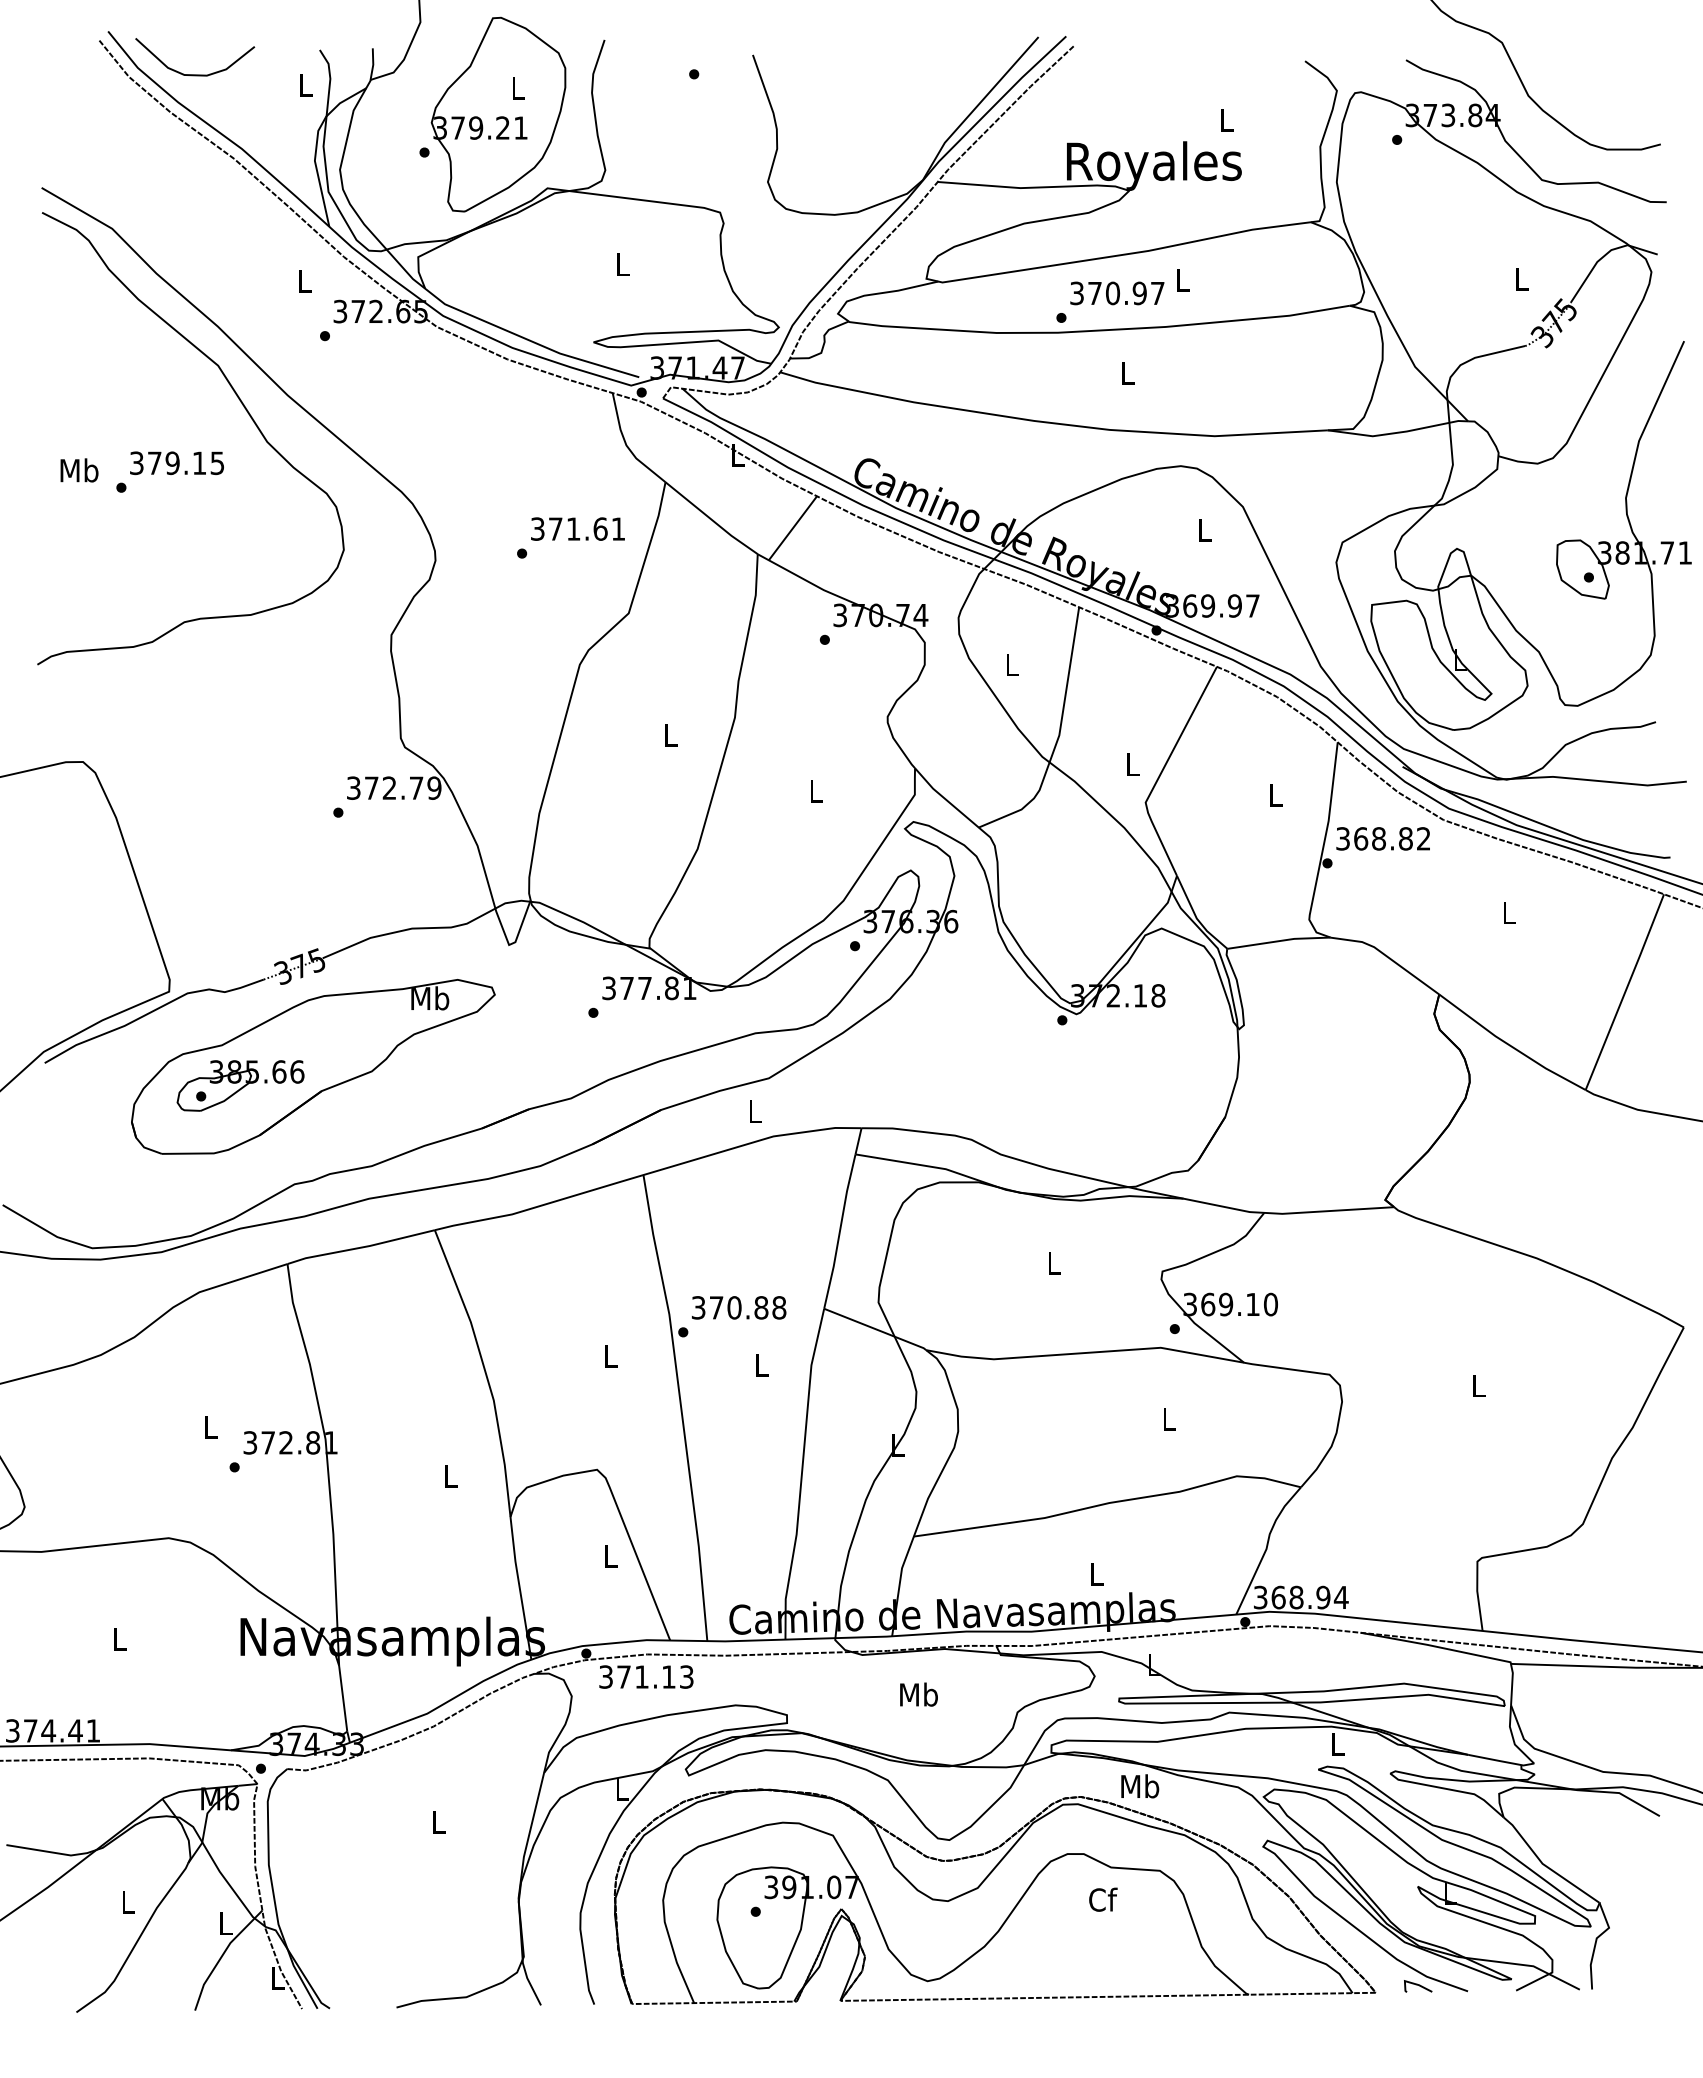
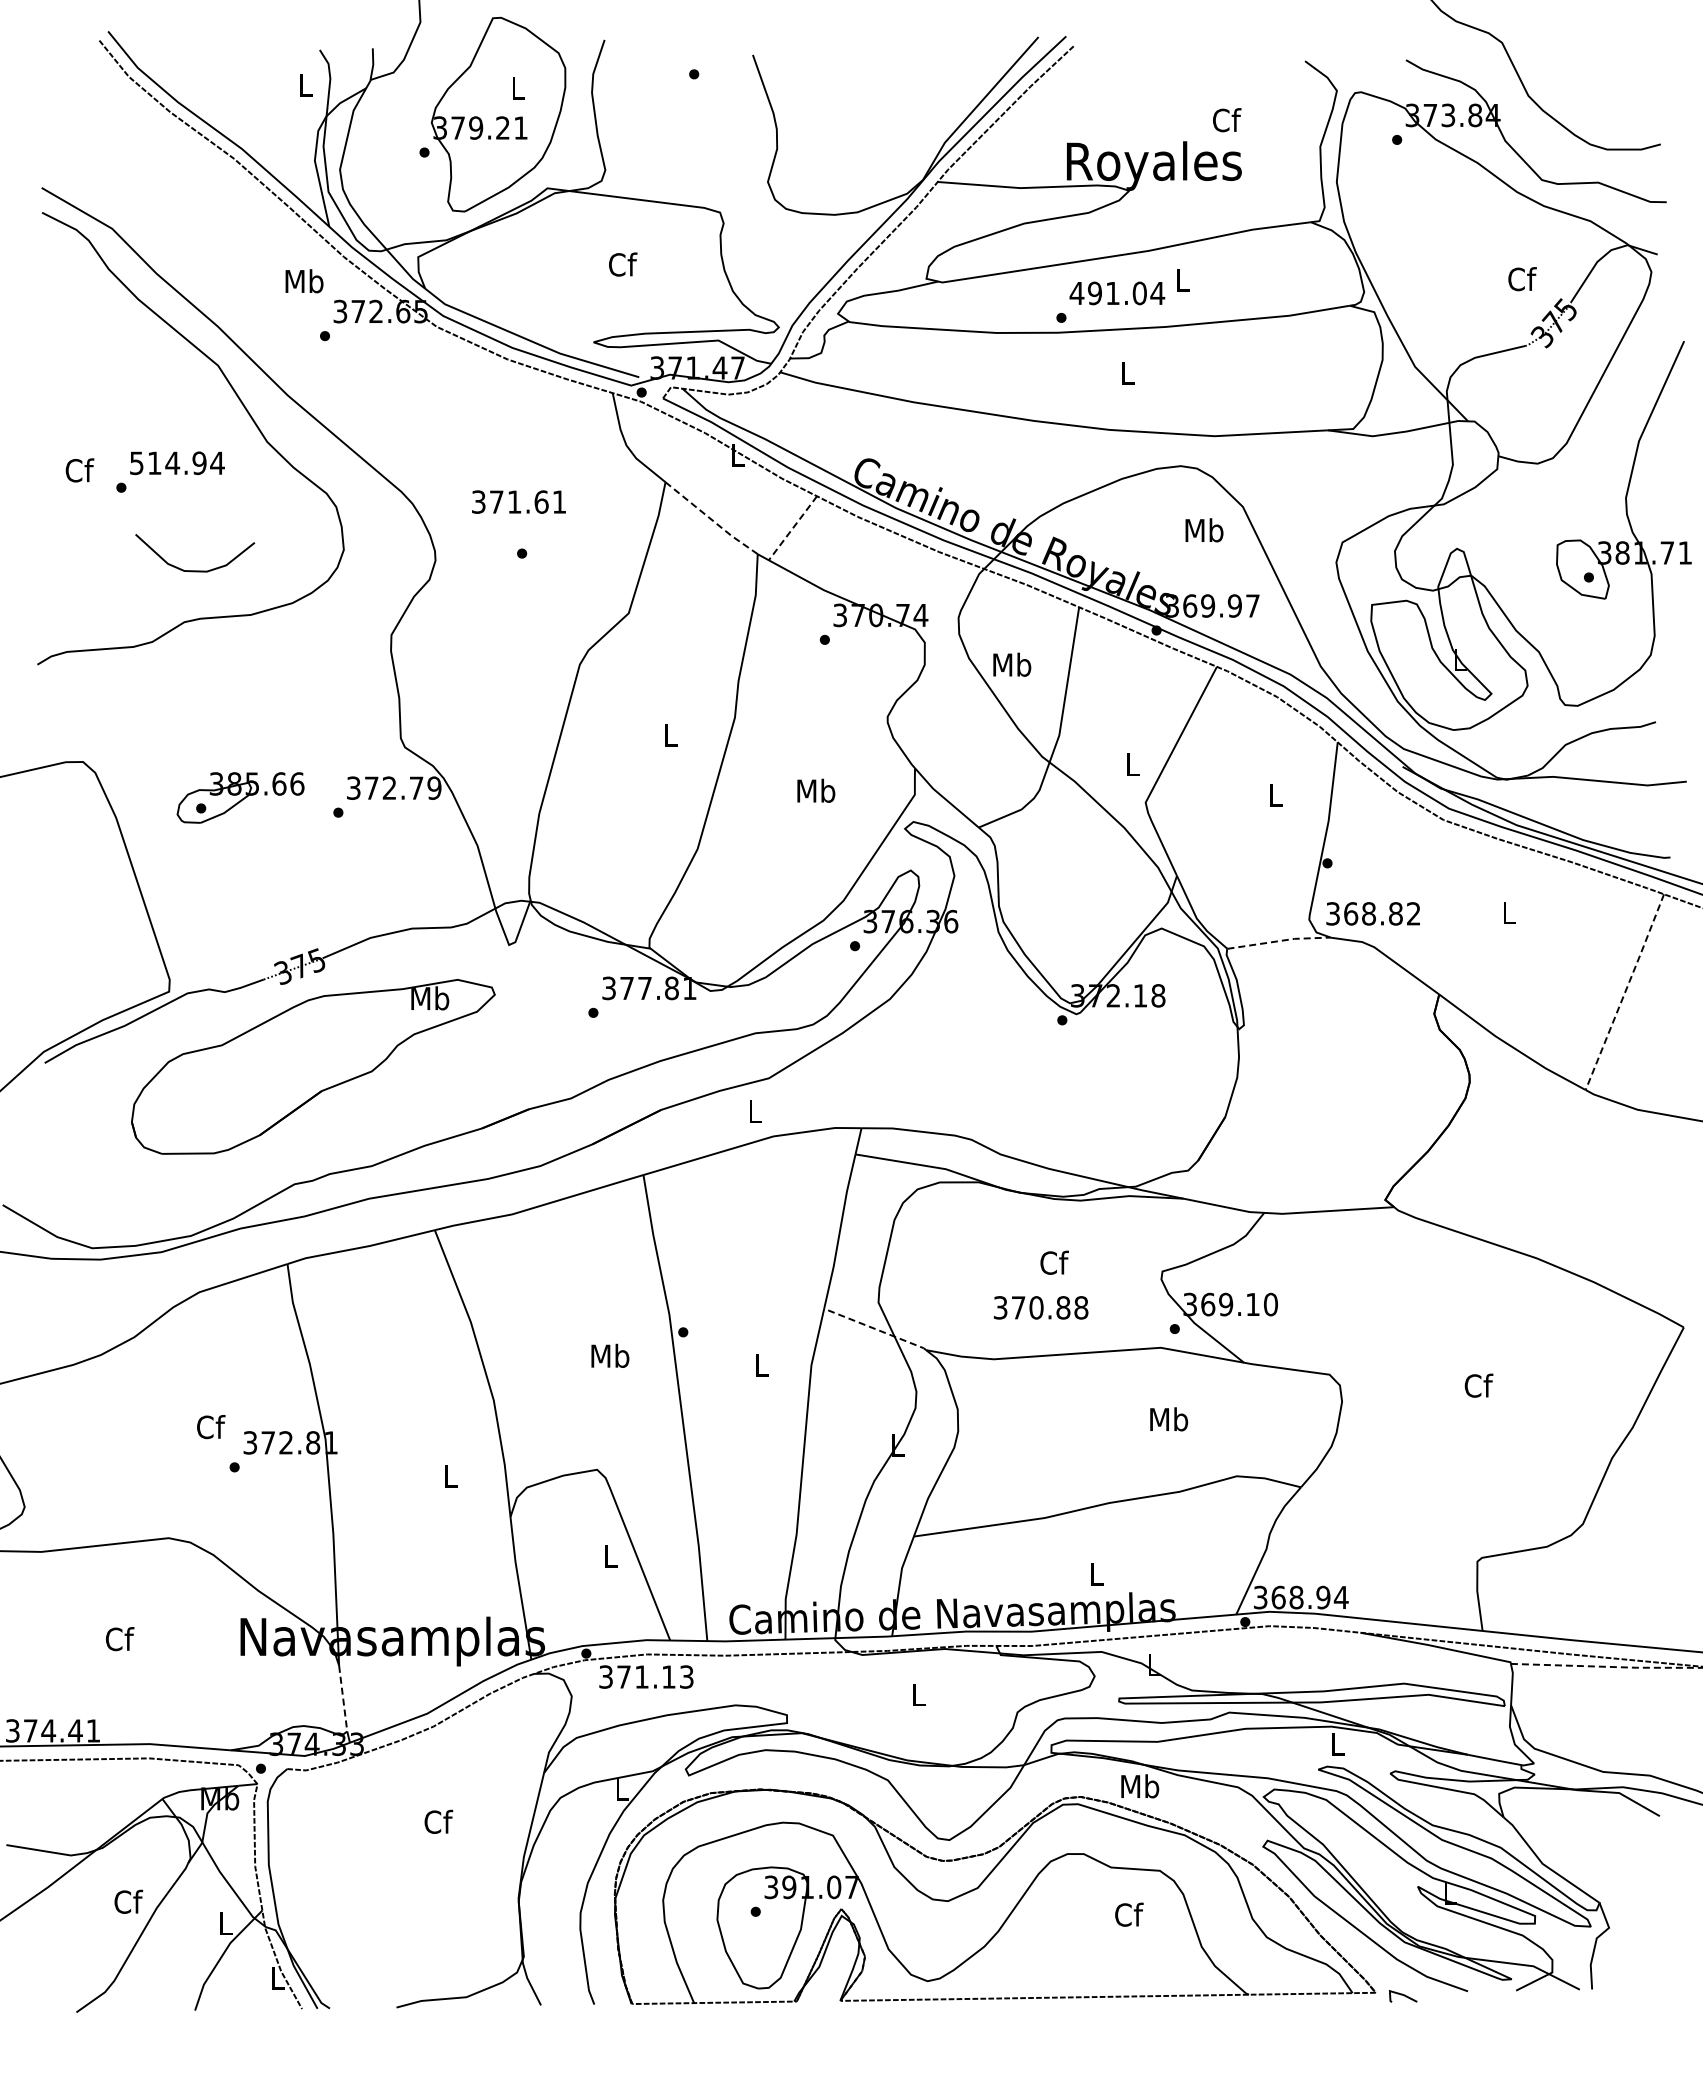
curve position: (195, 74) -> (195, 570) (195, 570)
text: L -> Cf (1227, 120)
text: L -> Cf (623, 264)
text: L -> Cf (1522, 279)
text: L -> Mb (304, 281)
text: 370.97 -> 491.04 (1117, 293)
text: 379.15 -> 514.94 (177, 463)
text: Mb -> Cf (79, 470)
line: solid -> dashed (710, 519)
text position: (577, 528) -> (518, 501) (518, 501)
line: solid -> dashed (792, 528)
text: L -> Mb (1204, 530)
text: L -> Mb (1012, 664)
text: L -> Mb (816, 790)
text position: (1382, 838) -> (1372, 913) (1372, 913)
line: solid -> dashed (1279, 941)
line: solid -> dashed (1625, 992)
part position: (240, 1085) -> (240, 797) (240, 797)
text: L -> Cf (1054, 1262)
text position: (739, 1307) -> (1041, 1307) (1041, 1307)
line: solid -> dashed (875, 1329)
text: L -> Mb (610, 1355)
text: L -> Cf (1478, 1385)
text: L -> Mb (1169, 1419)
text: L -> Cf (211, 1427)
text: L -> Cf (120, 1639)
line: solid -> dashed (1607, 1666)
text: Mb -> L (918, 1694)
line: solid -> dashed (343, 1699)
text: L -> Cf (438, 1821)
text position: (1103, 1899) -> (1129, 1914) (1129, 1914)
text: L -> Cf (128, 1901)
line position: (1418, 1985) -> (1403, 1995) (1403, 1995)
